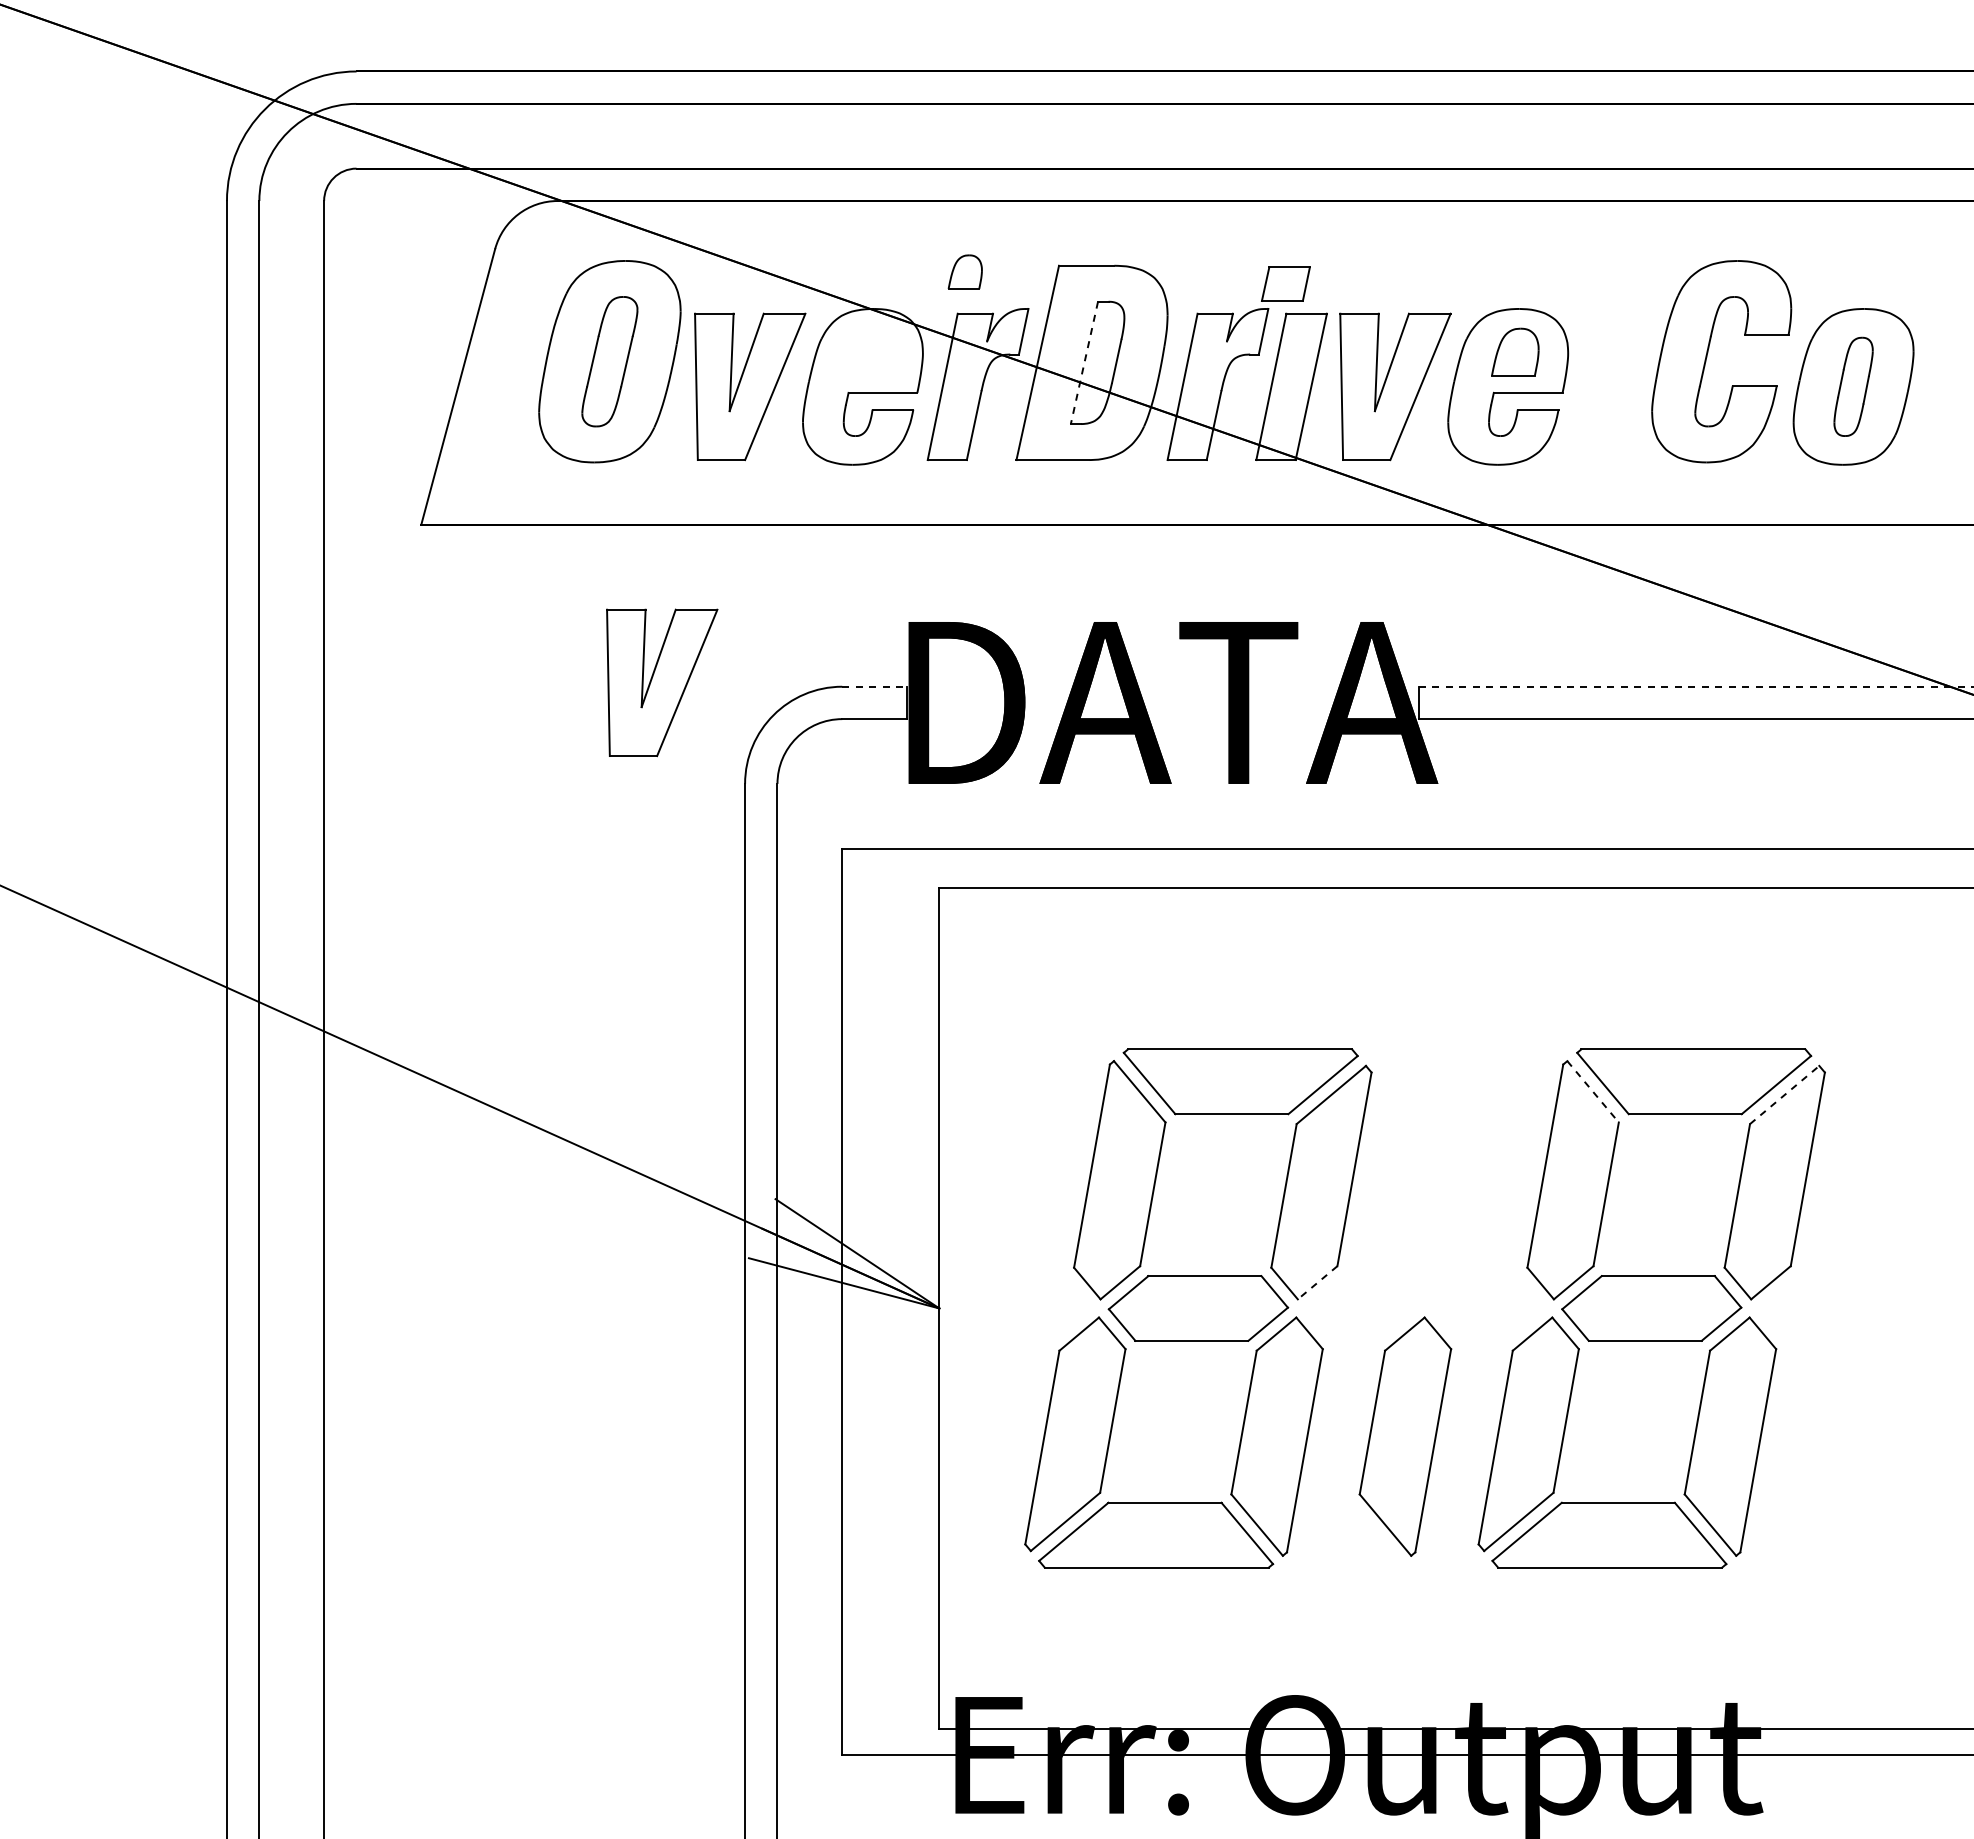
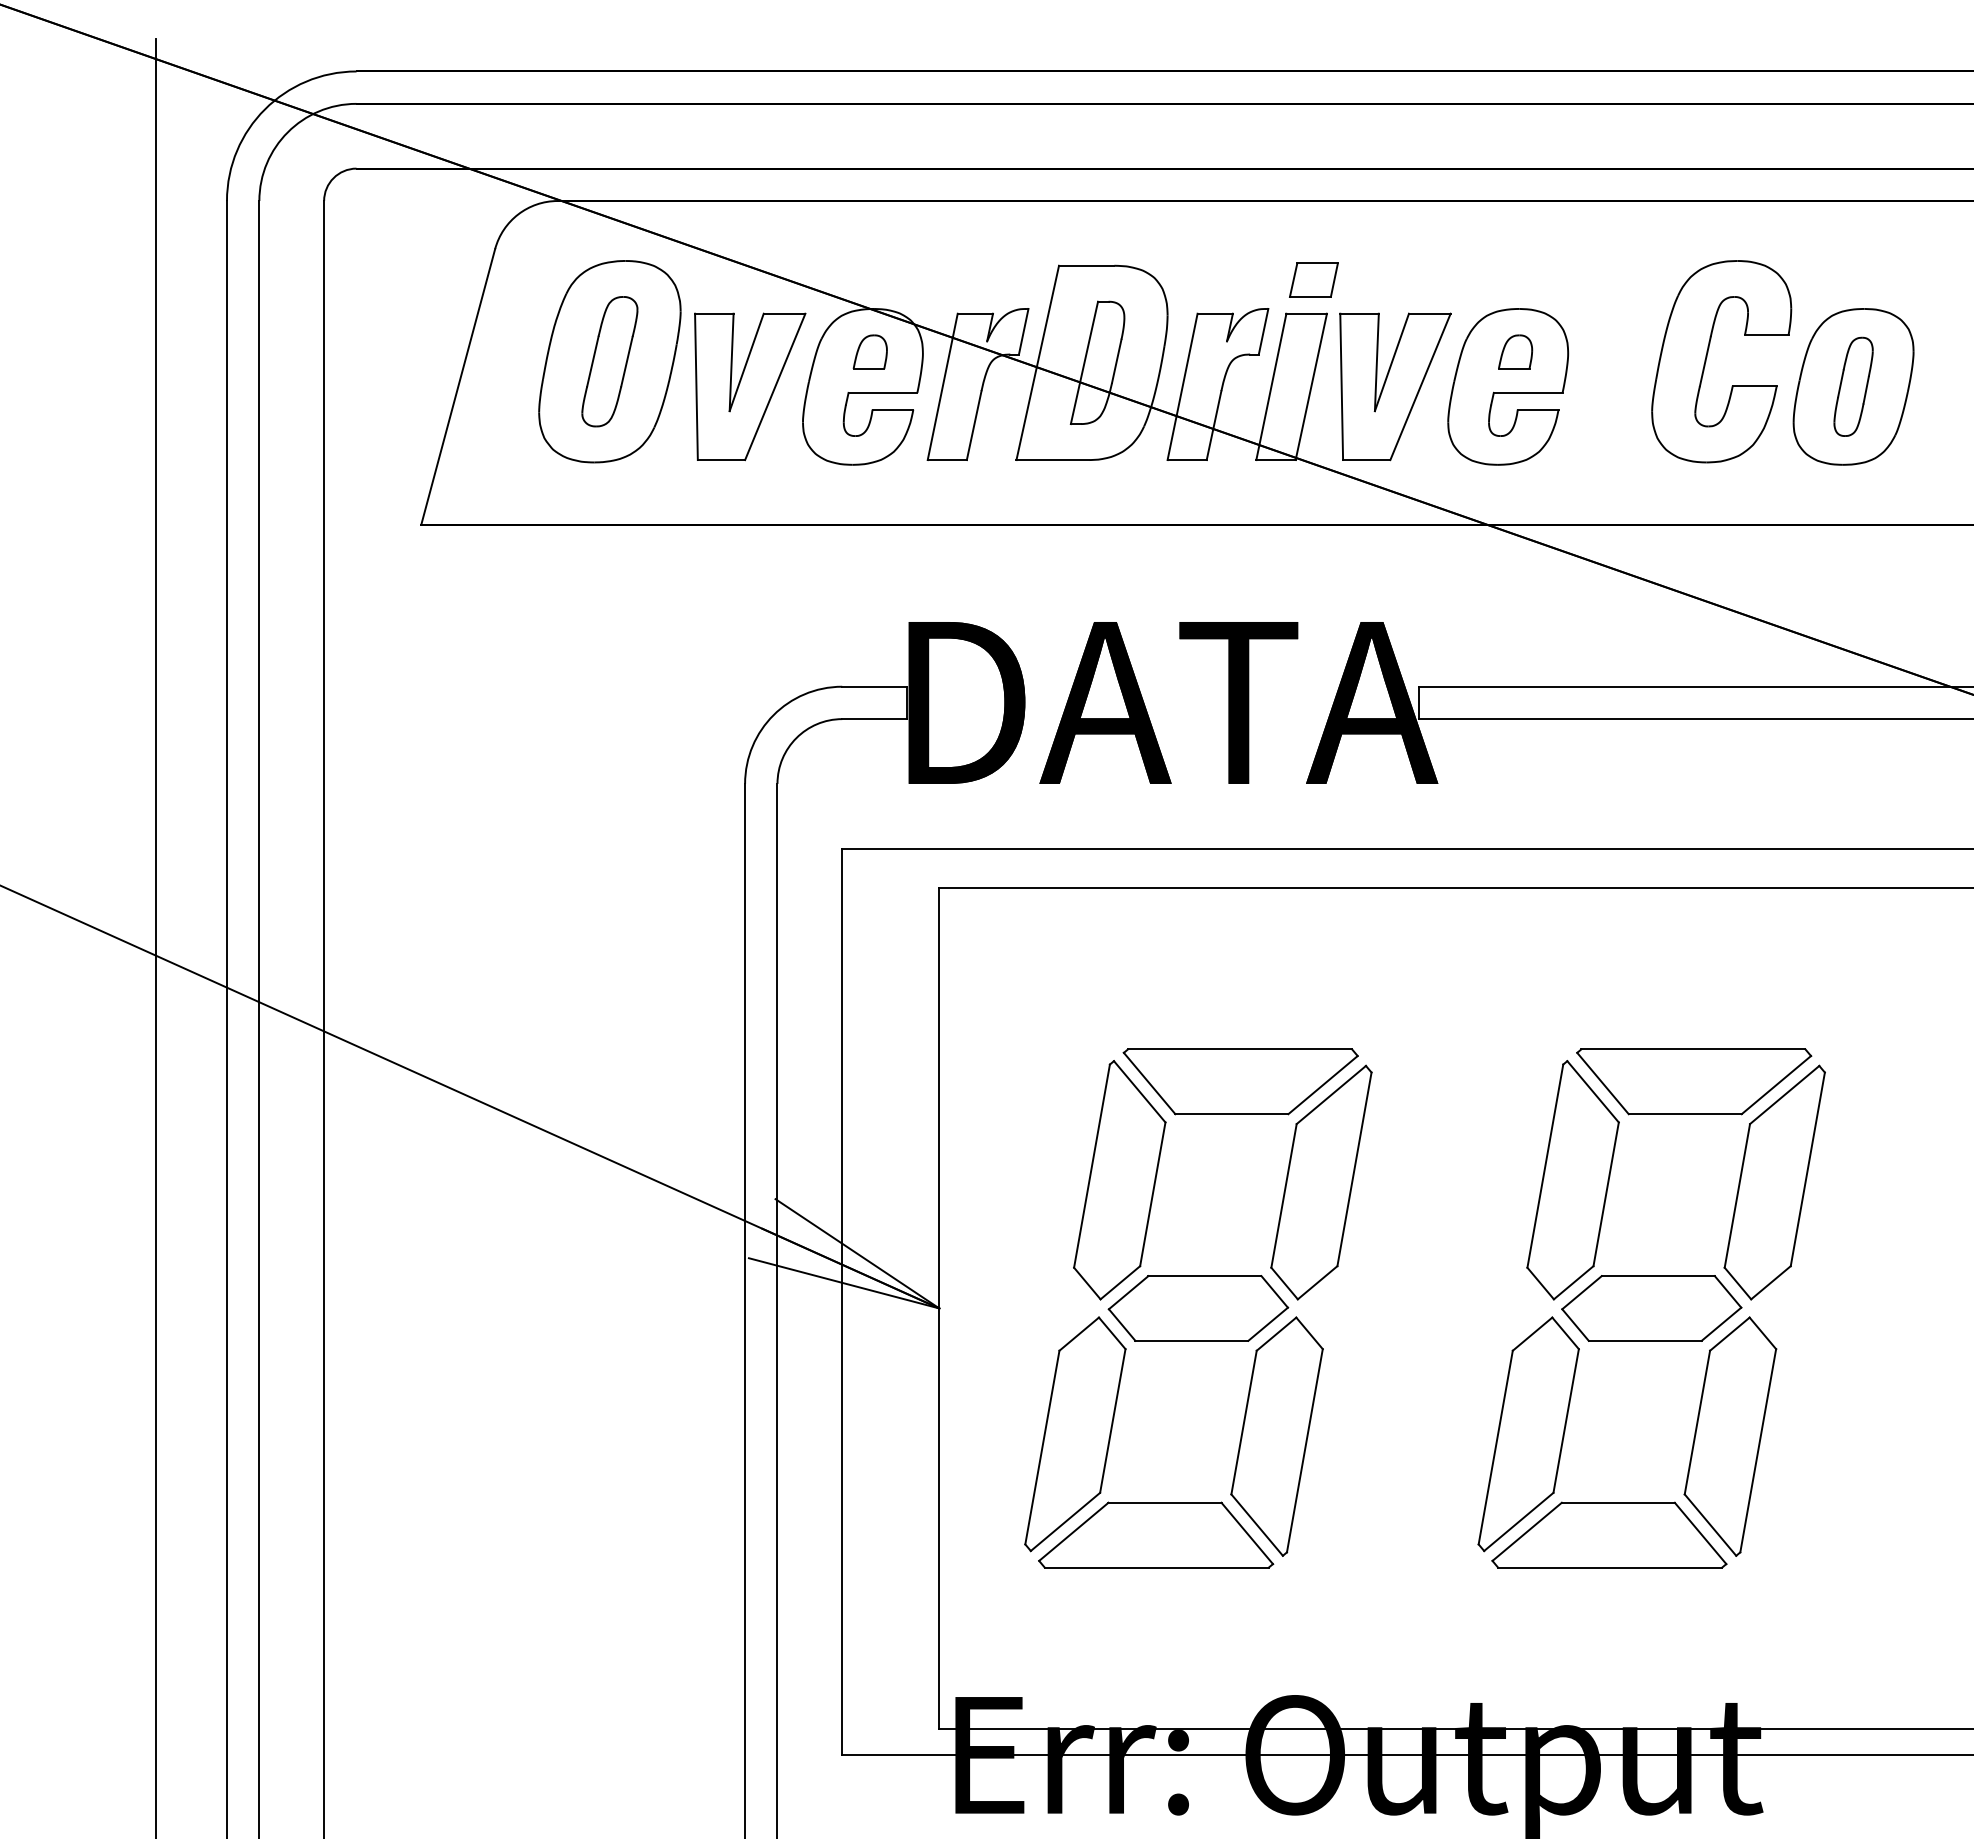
part position: (964, 271) -> (869, 351) (869, 351)
part position: (1285, 283) -> (1313, 279) (1313, 279)
part size: 49x50 px -> 36x36 px (1515, 351)
line: dashed -> solid (1084, 362)
part: present -> none (662, 682)
line: dashed -> solid (875, 686)
line: dashed -> solid (1696, 686)
line: none -> present (155, 937)
line: dashed -> solid (1593, 1092)
line: dashed -> solid (1785, 1094)
line: dashed -> solid (1317, 1282)
part: present -> none (1405, 1436)
